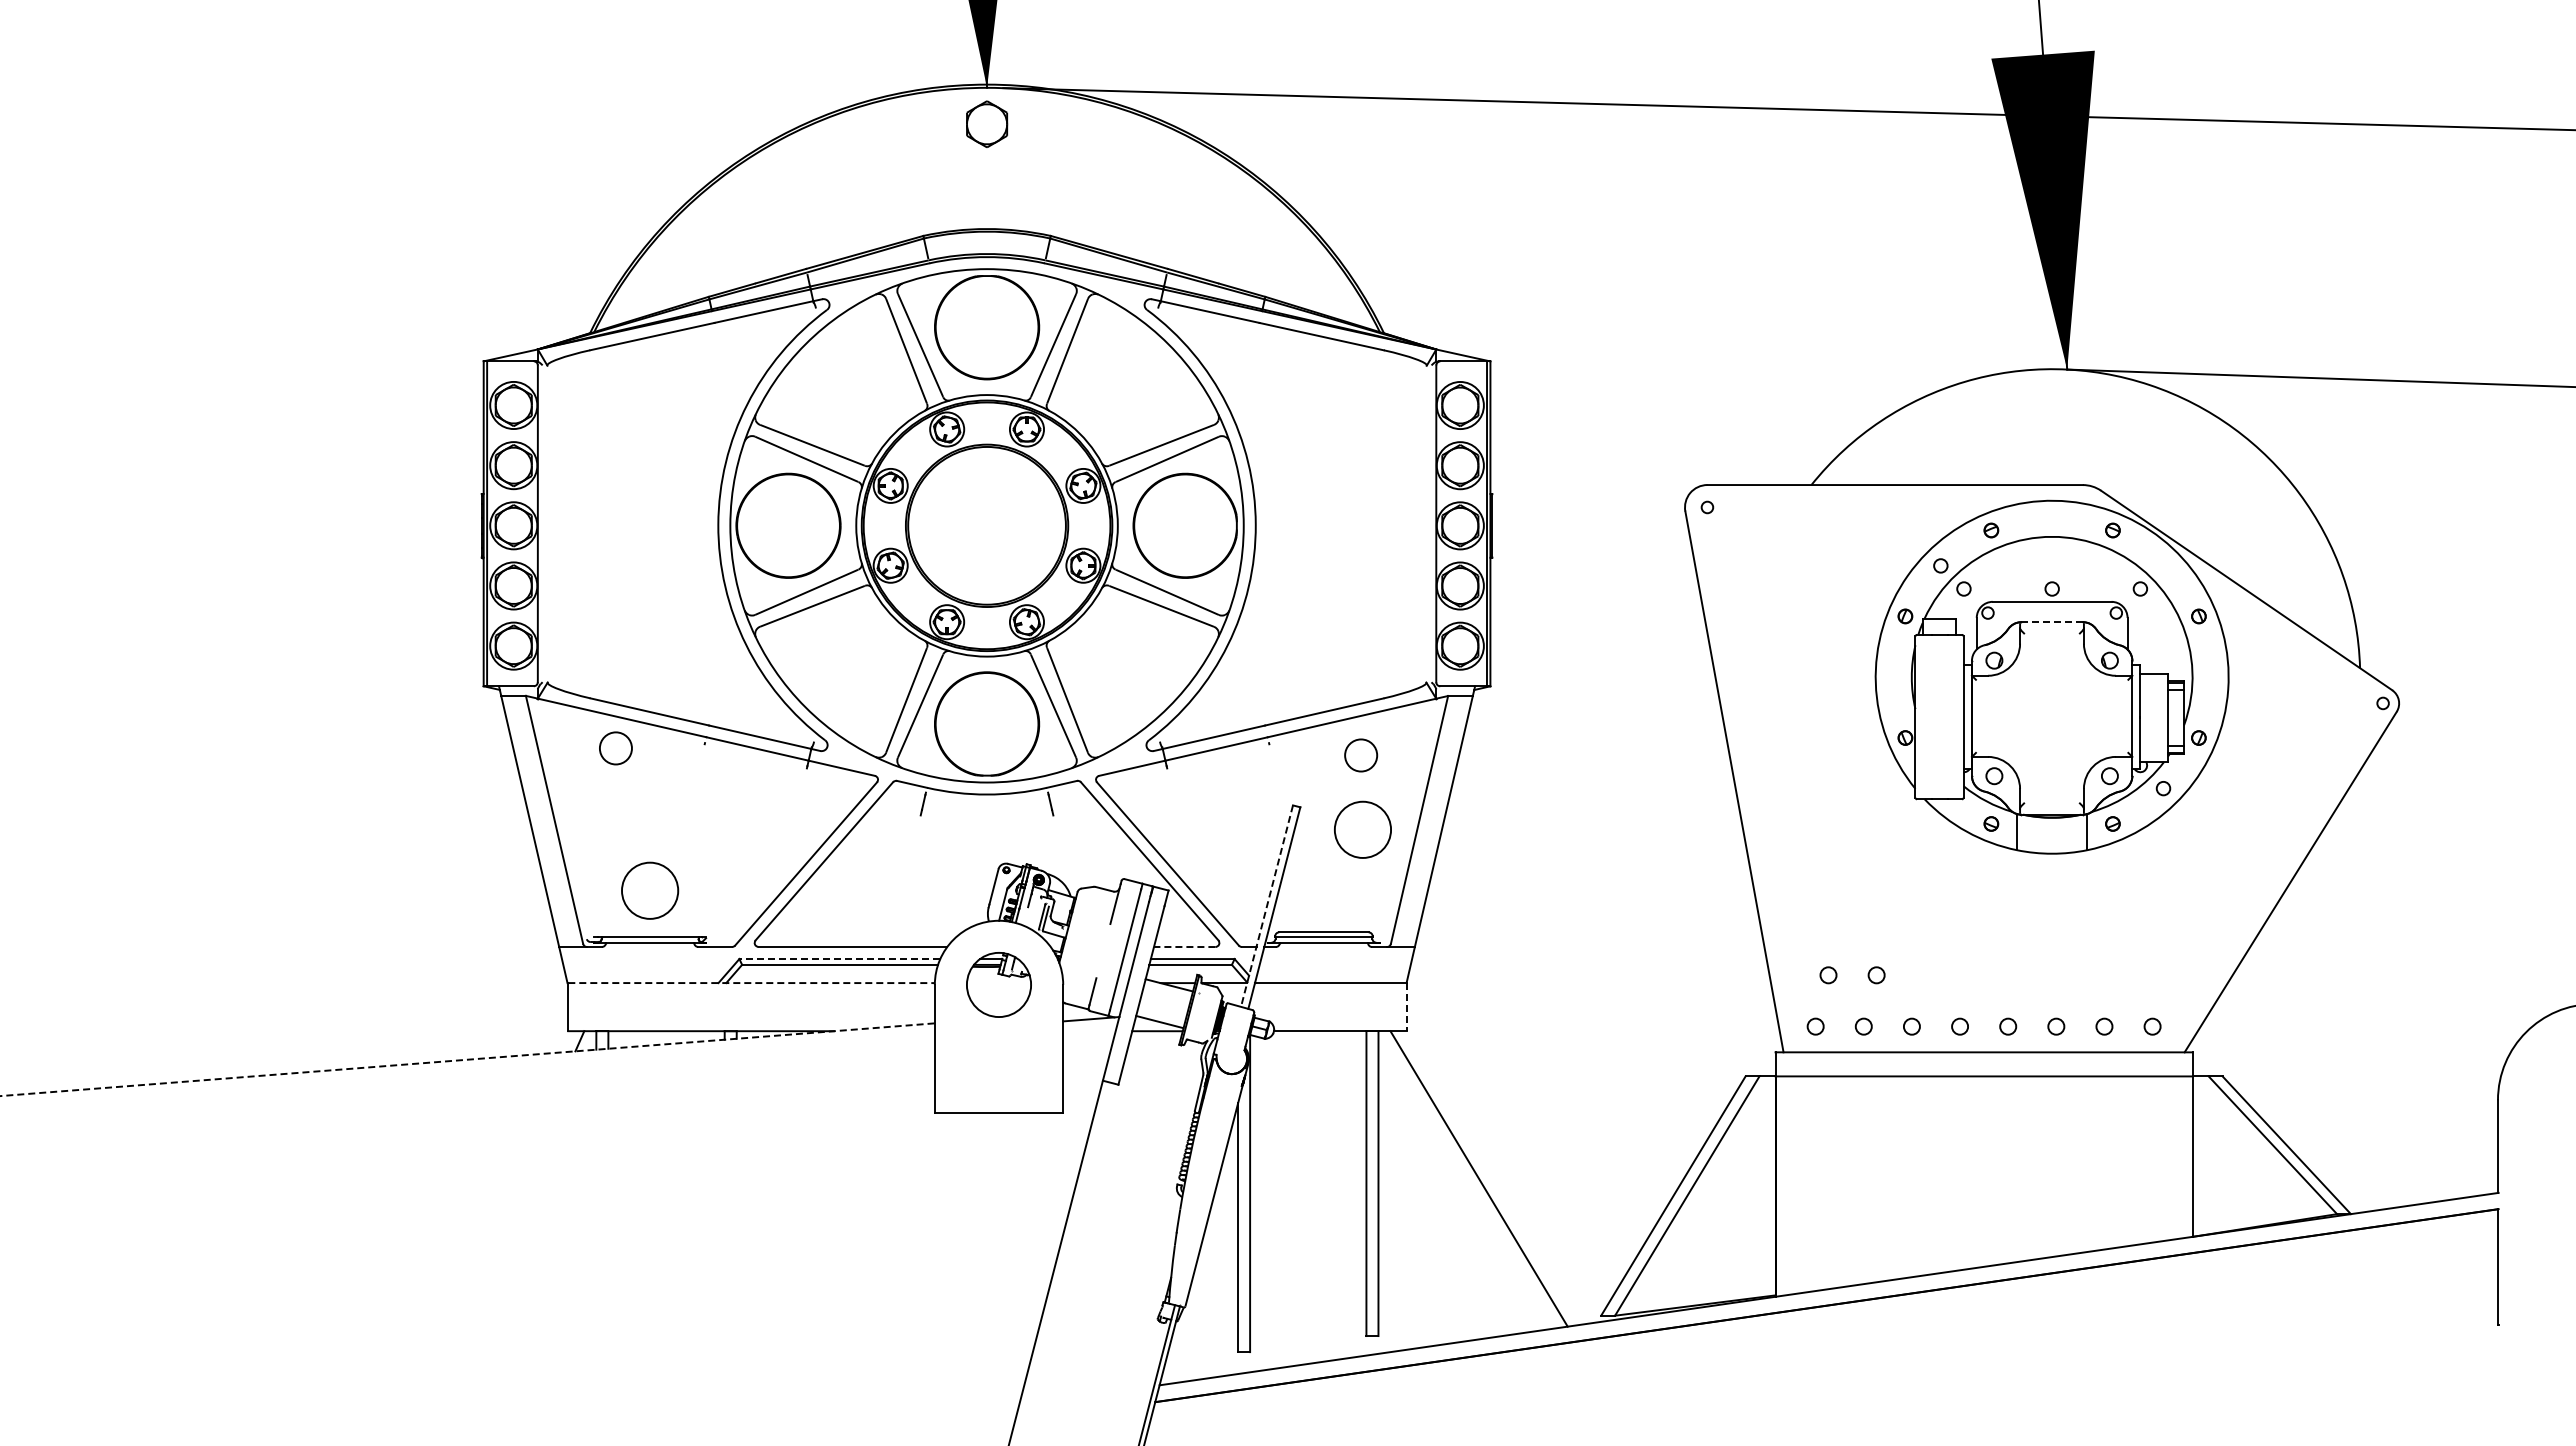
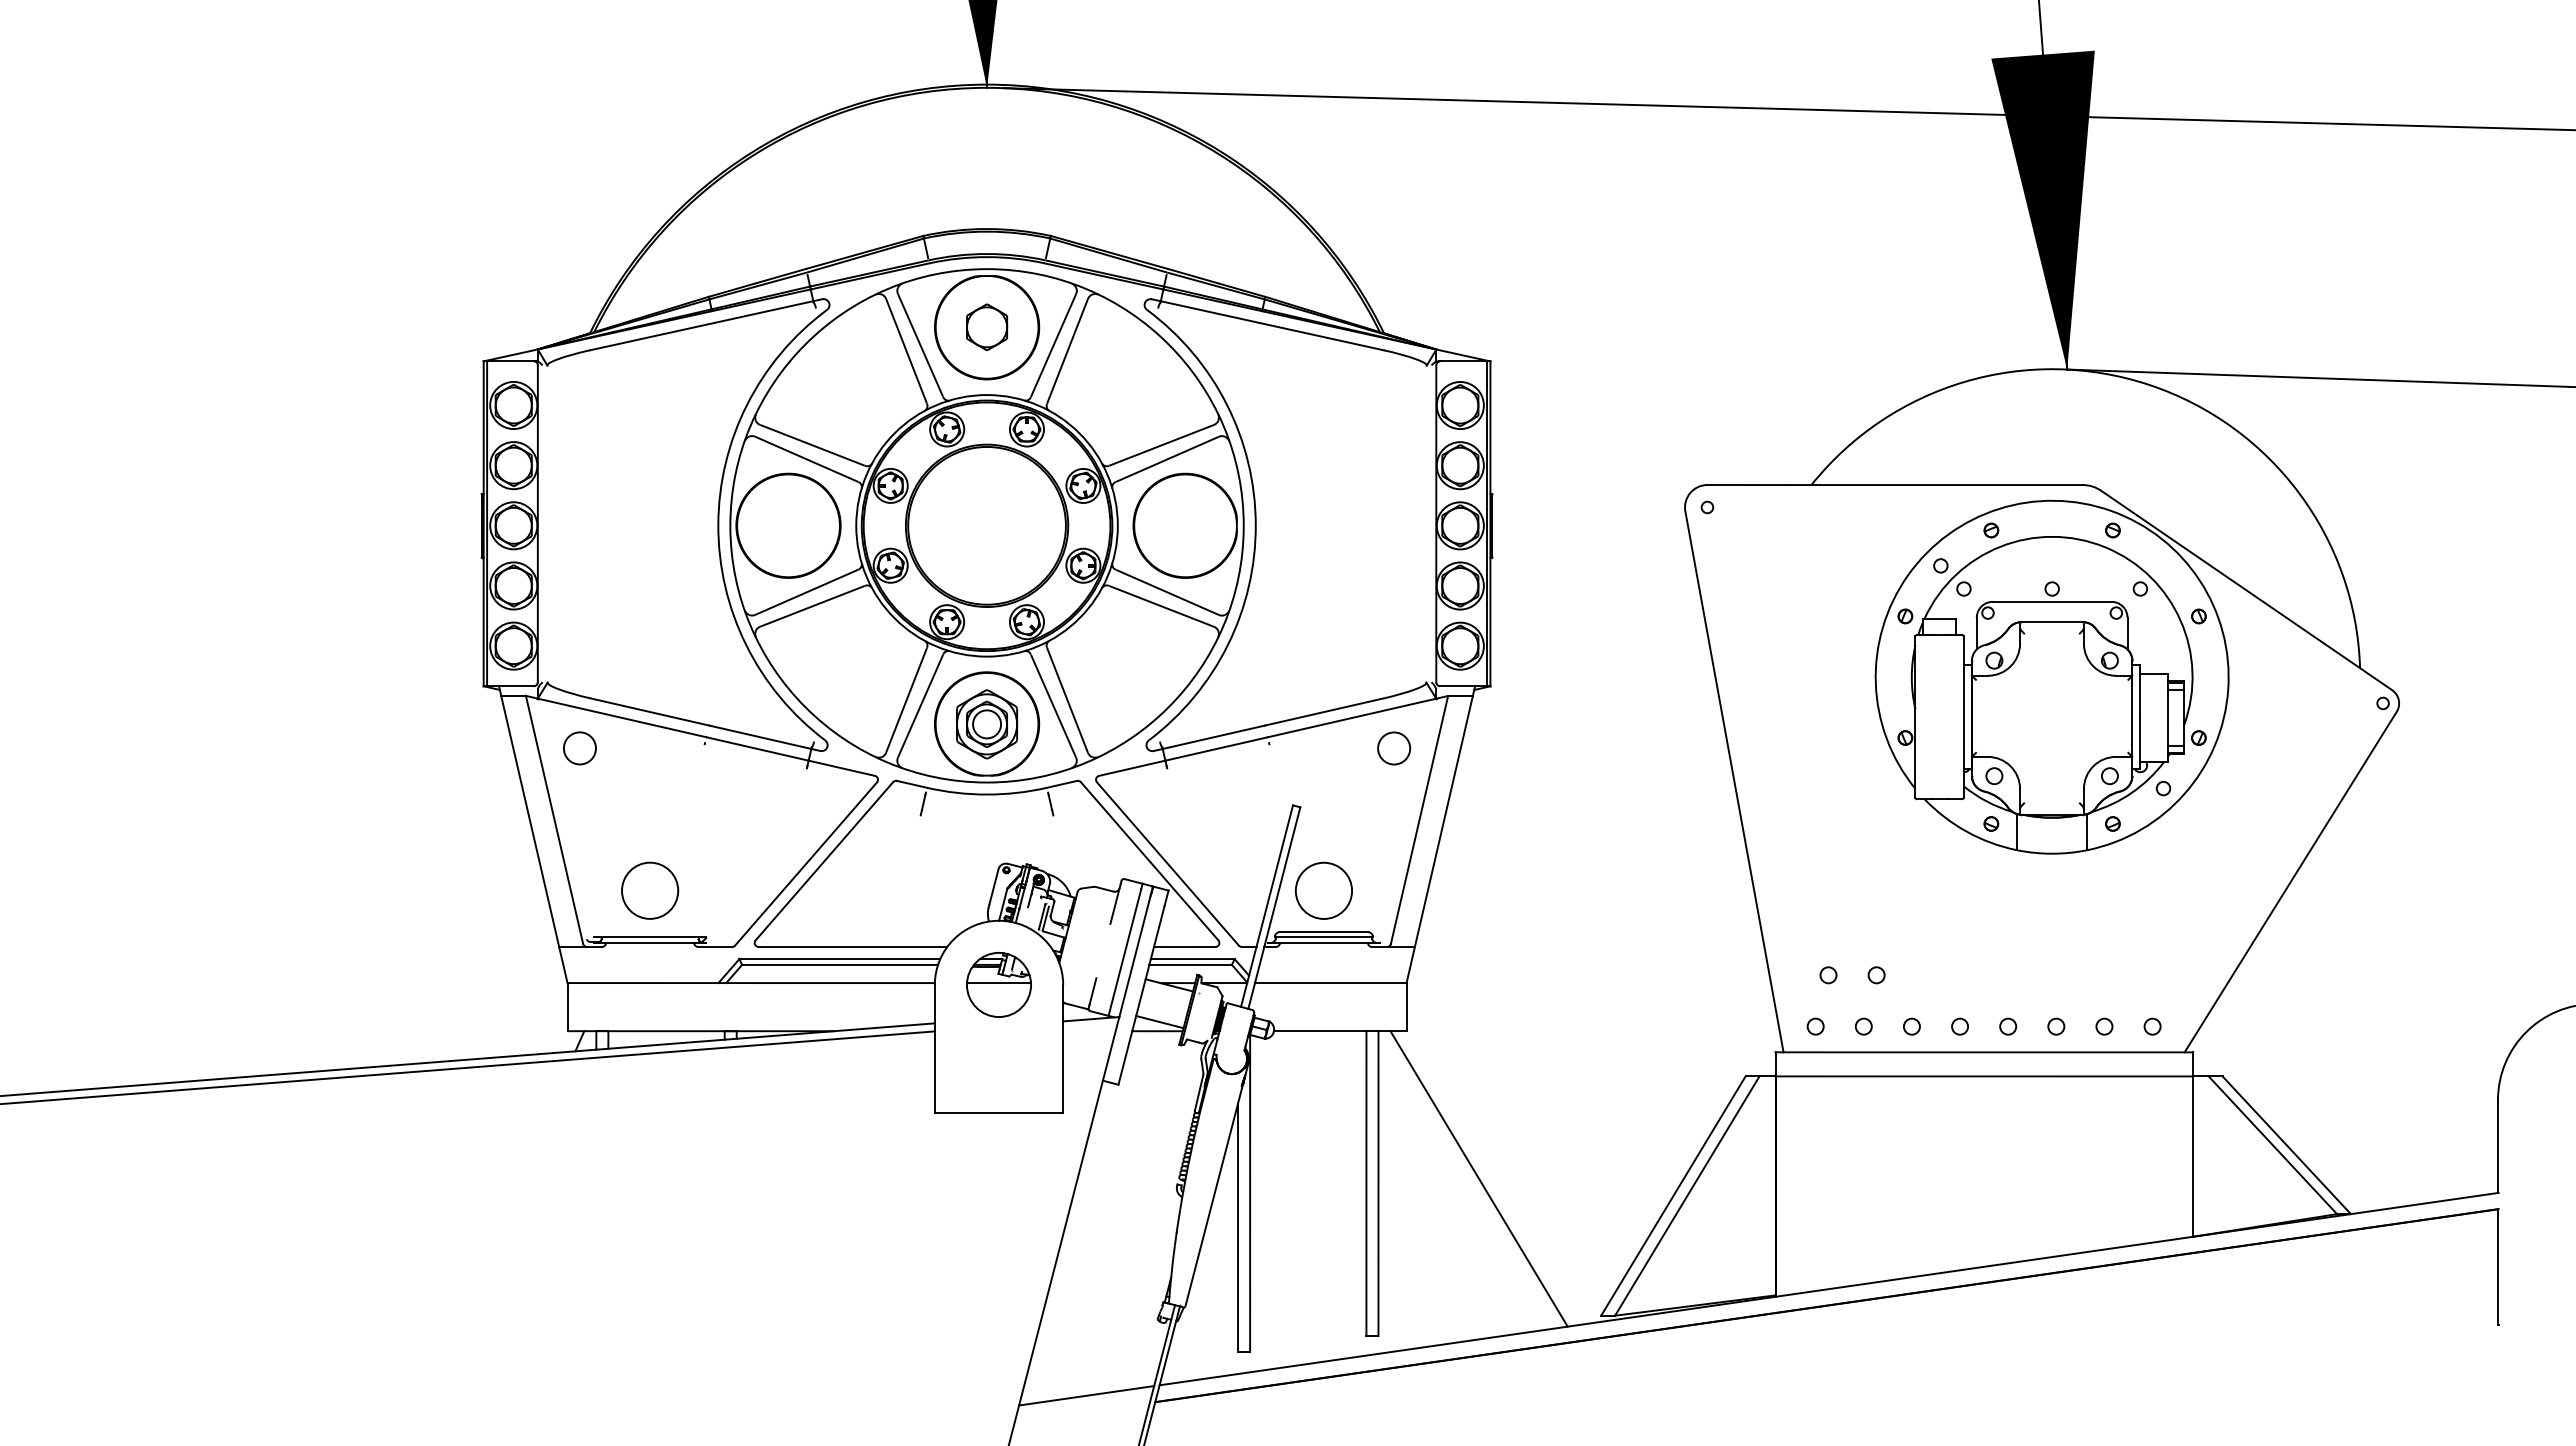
part position: (987, 123) -> (987, 326) (987, 326)
line: dashed -> solid (2052, 622)
part: none -> present (987, 724)
circle position: (615, 748) -> (579, 748) (579, 748)
circle position: (1361, 755) -> (1394, 748) (1394, 748)
circle position: (1362, 829) -> (1323, 890) (1323, 890)
line: dashed -> solid (1266, 906)
line: dashed -> solid (1184, 947)
line: dashed -> solid (839, 959)
line: dashed -> solid (752, 983)
line: none -> present (999, 983)
line: dashed -> solid (1406, 1007)
line: dashed -> solid (467, 1059)
line: none -> present (468, 1067)
line: none -> present (1086, 1395)
